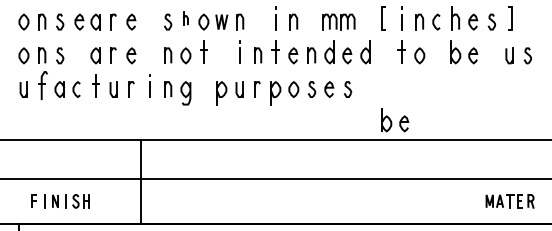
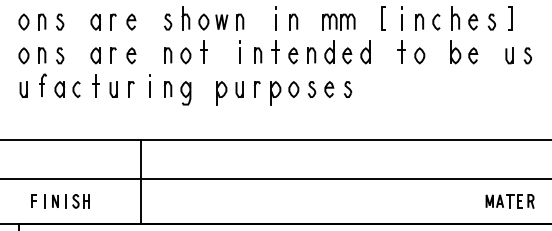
part size: 7x15 px -> 10x25 px (185, 18)
curve: present -> none (79, 21)
part size: 10x29 px -> 8x24 px (42, 84)
part: present -> none (395, 120)
